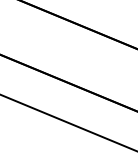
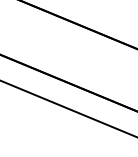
line position: (68, 122) -> (68, 108) (68, 108)
